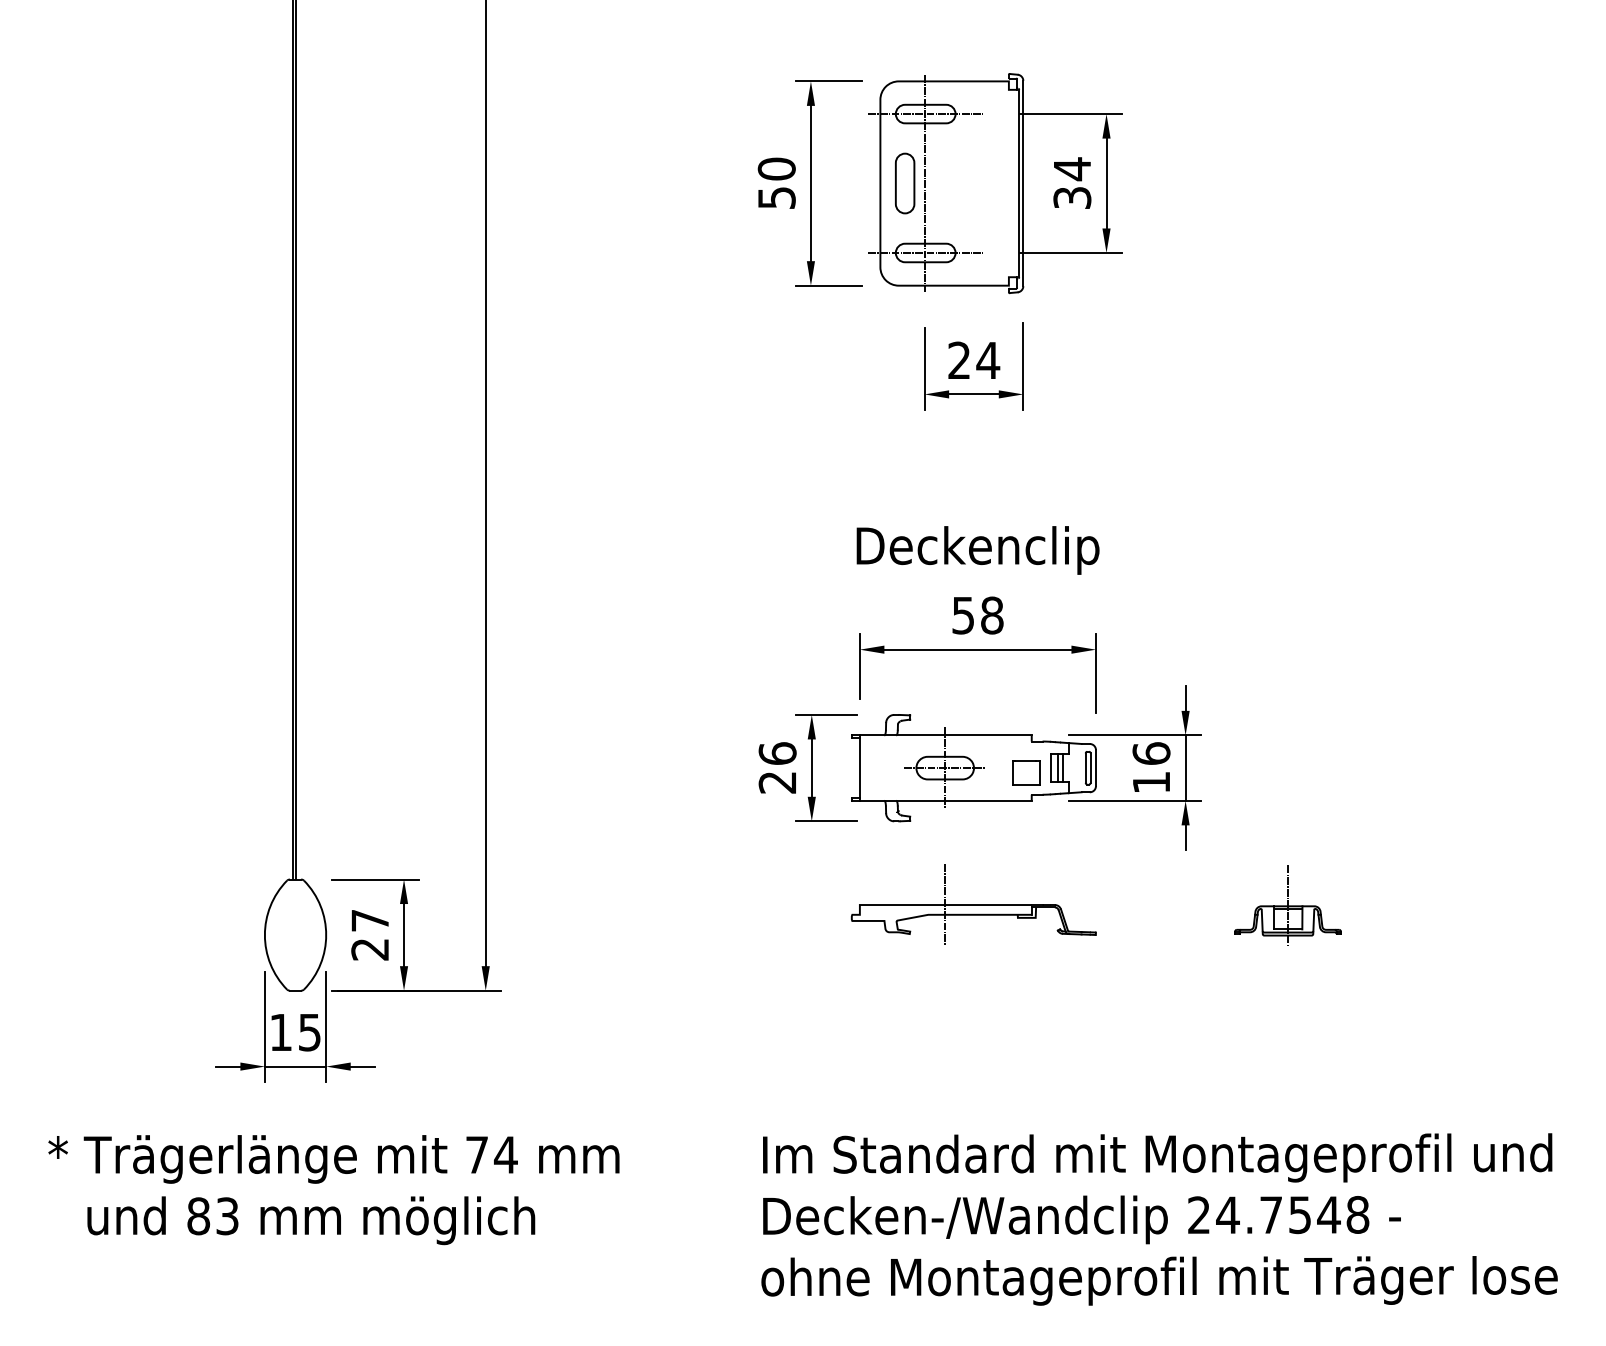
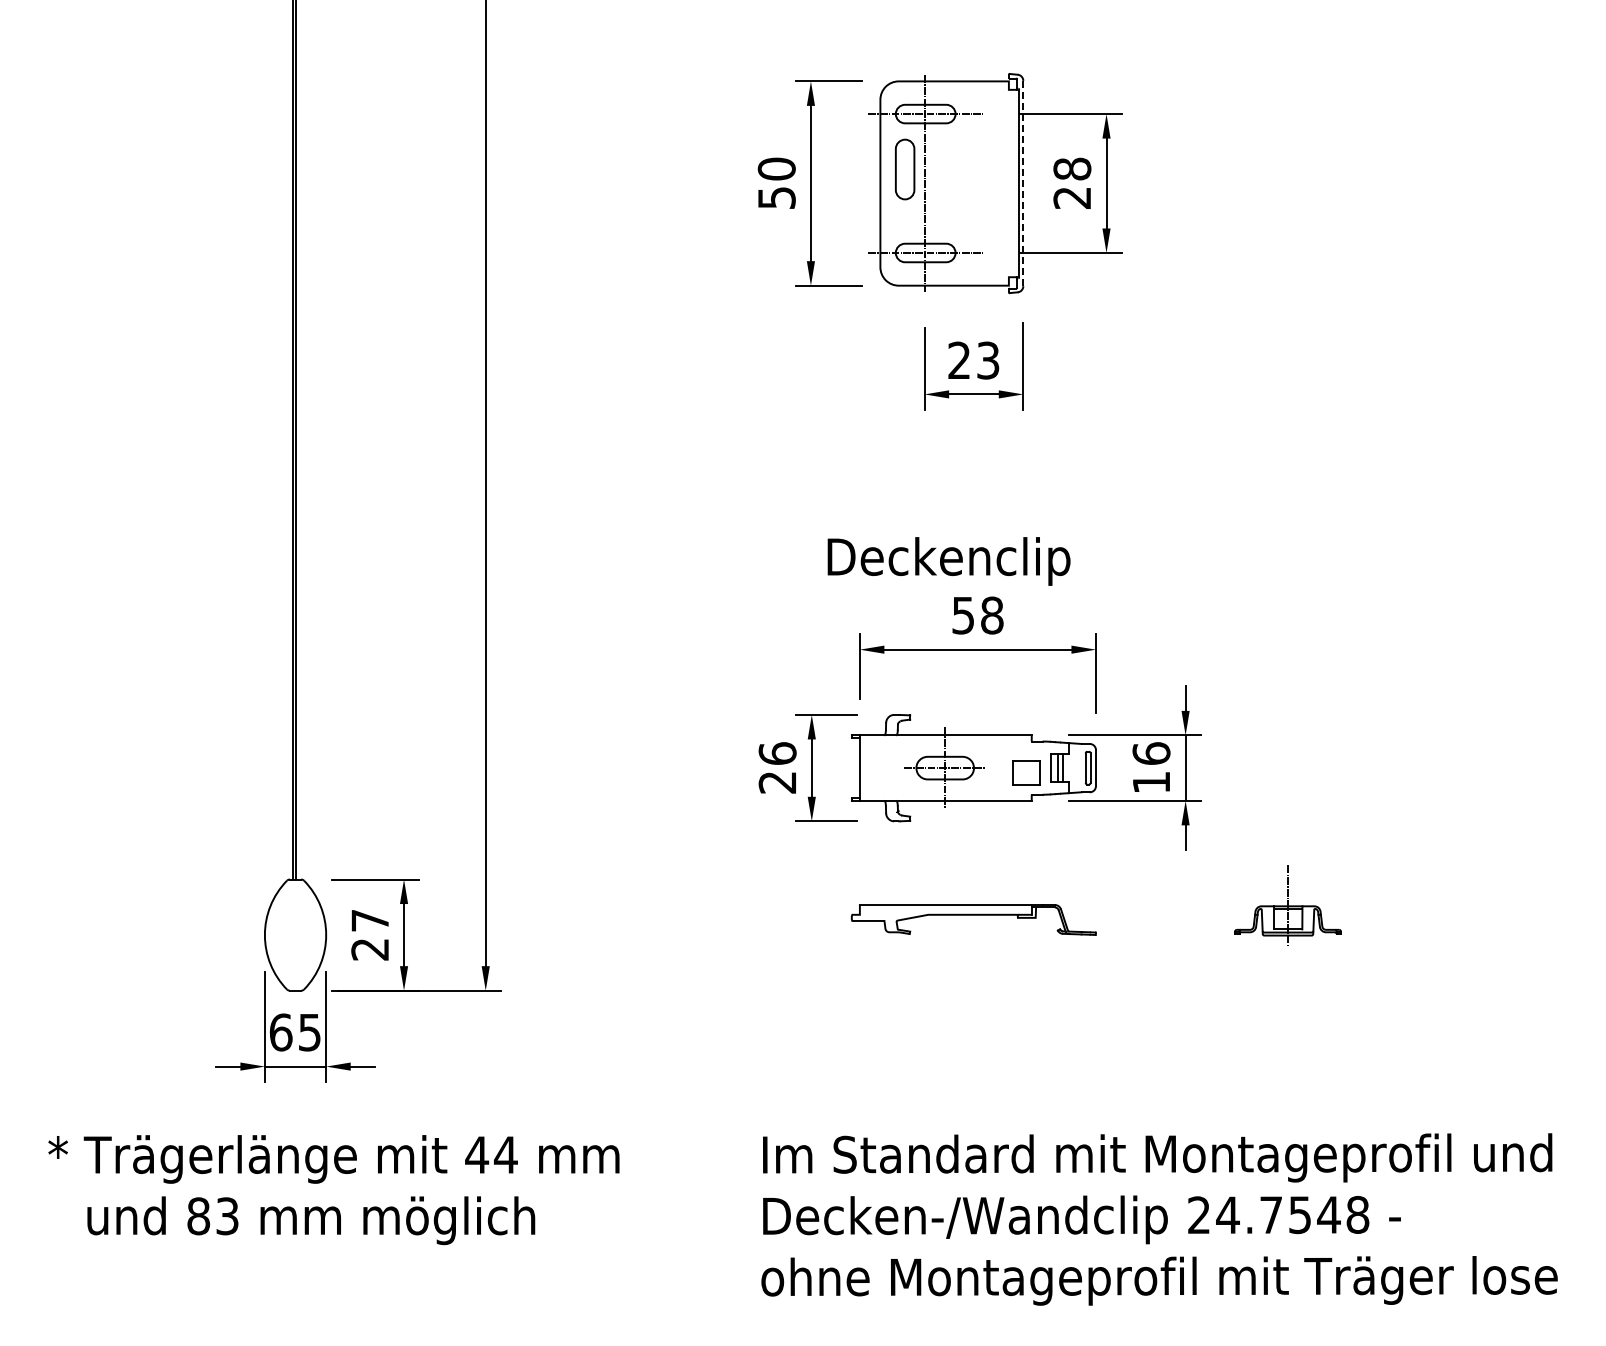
text: 34 -> 28 (1072, 182)
part position: (905, 183) -> (905, 169) (905, 169)
line: solid -> dashed (1023, 183)
text: 24 -> 23 (988, 360)
text position: (977, 550) -> (948, 561) (948, 561)
line: present -> none (945, 904)
text: 15 -> 65 (280, 1032)
text: 74 -> 44 (477, 1154)
